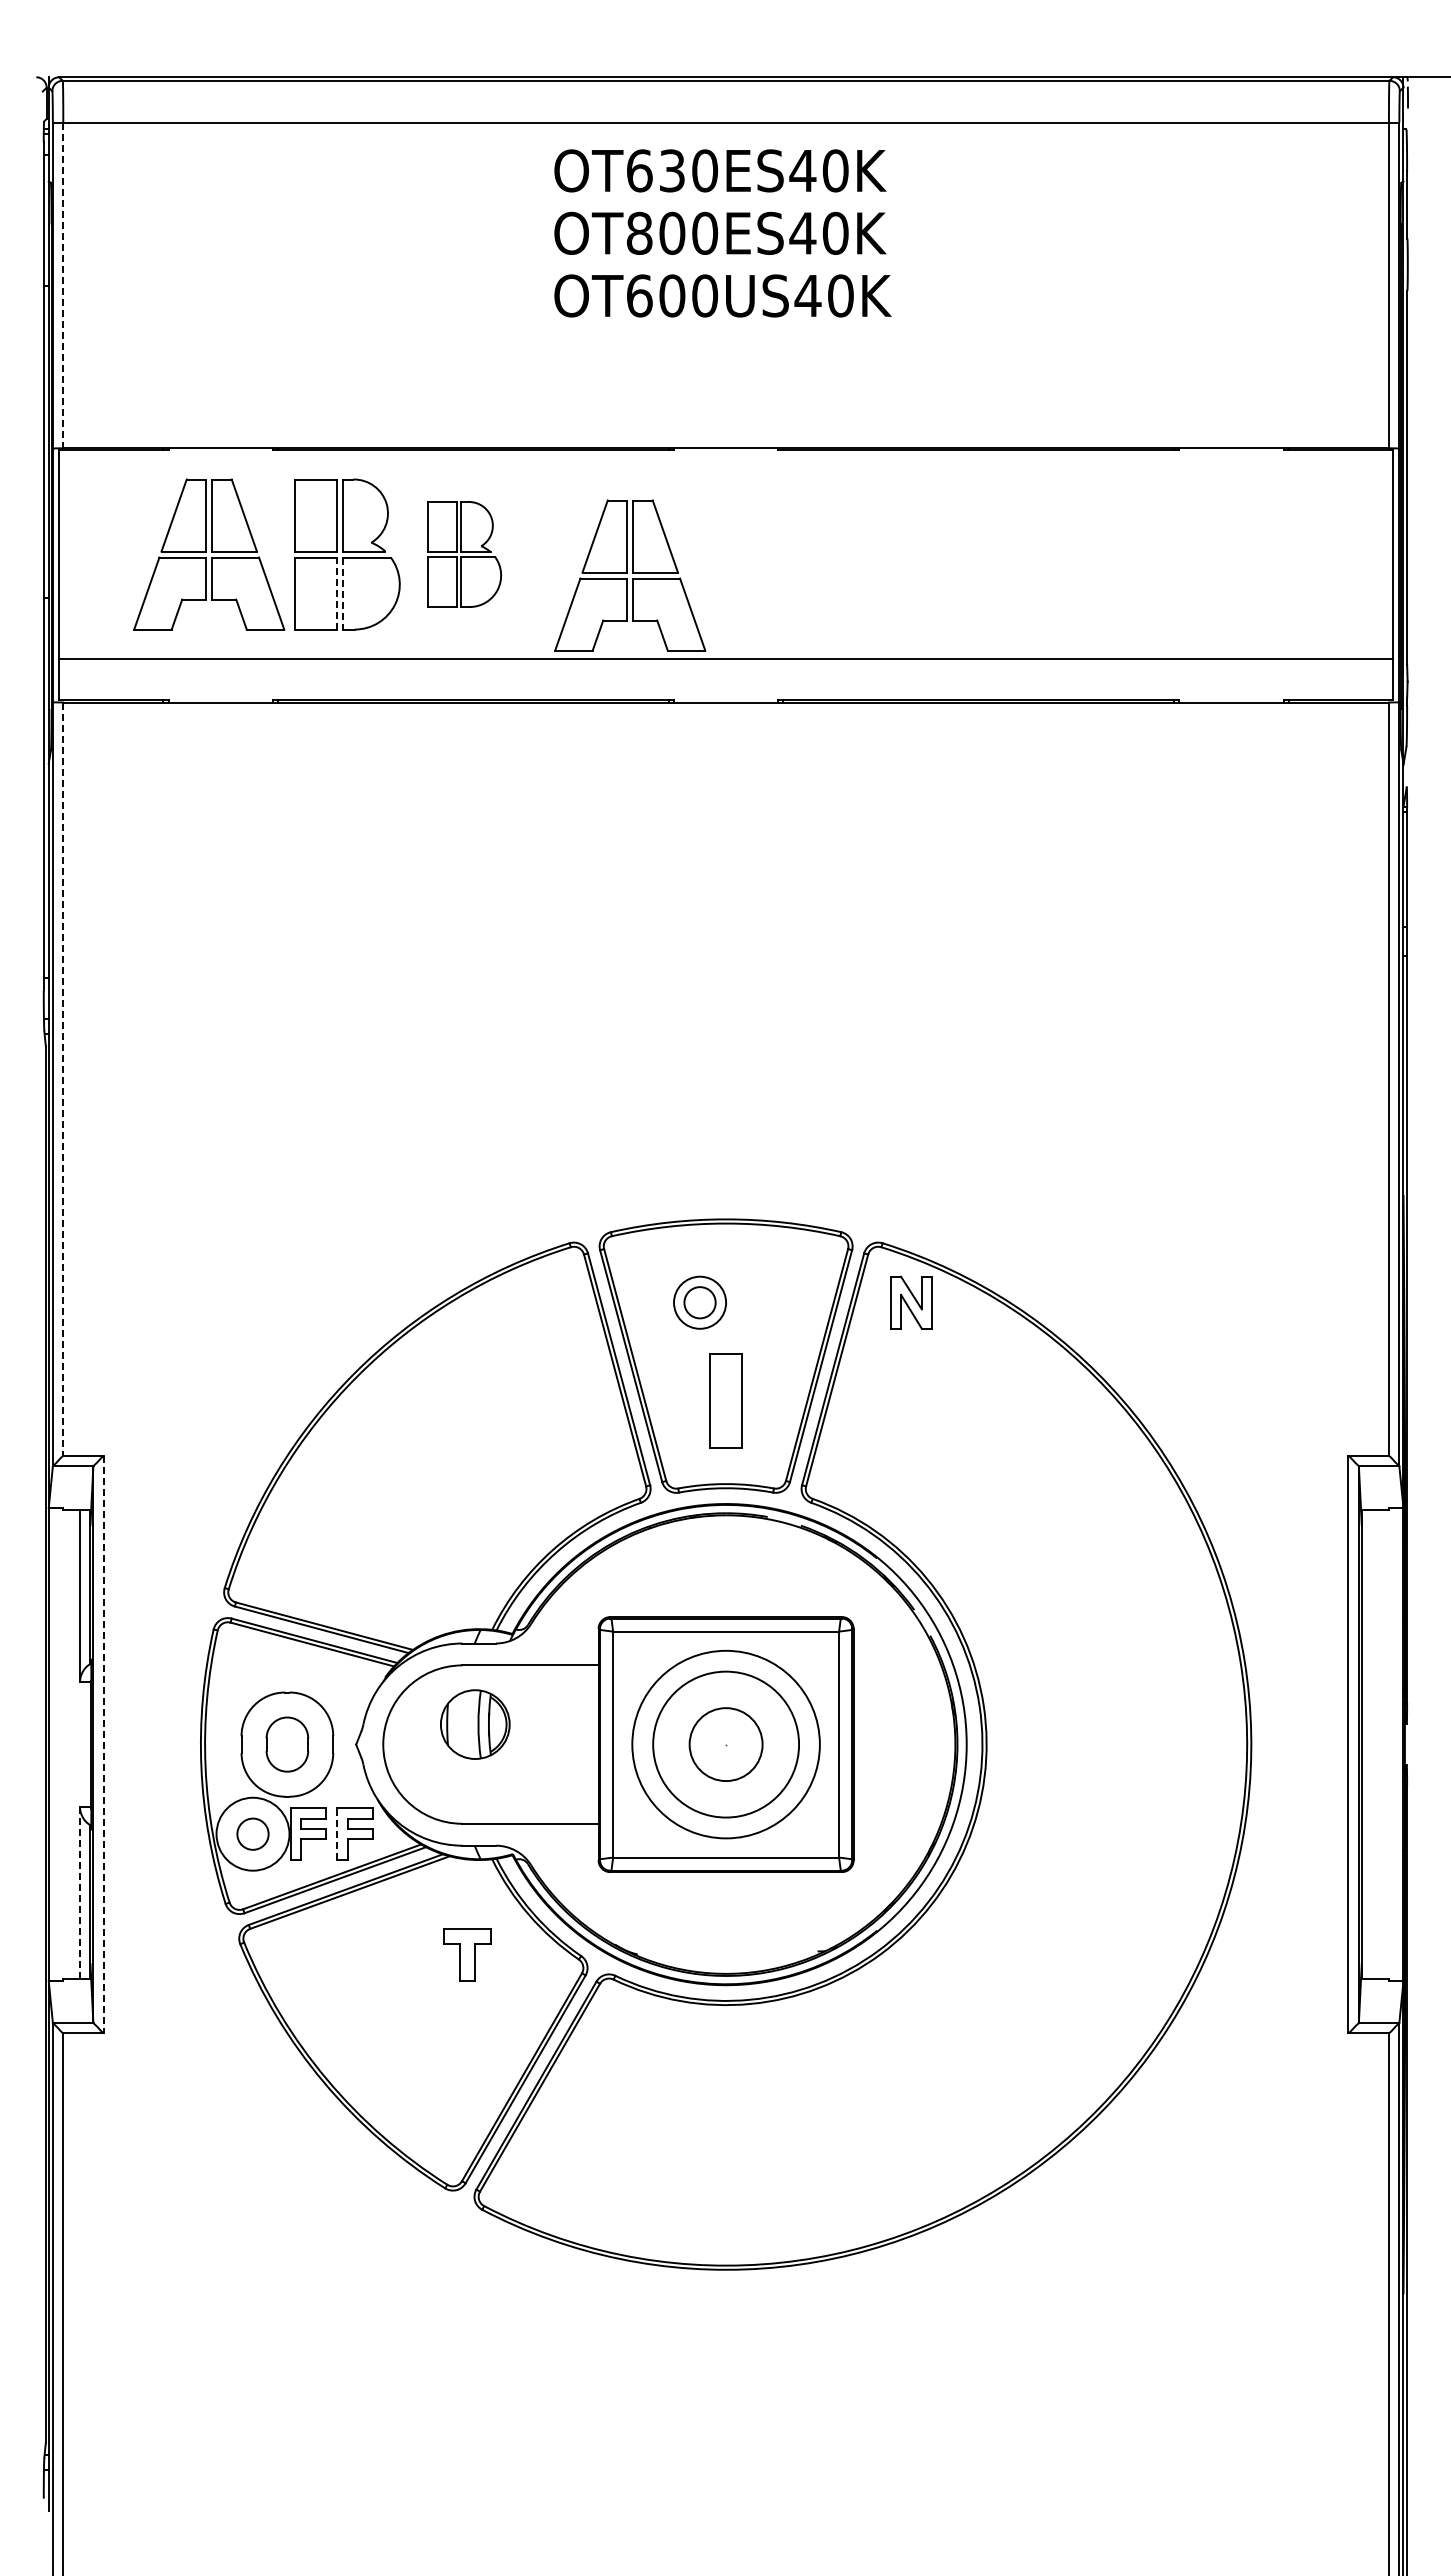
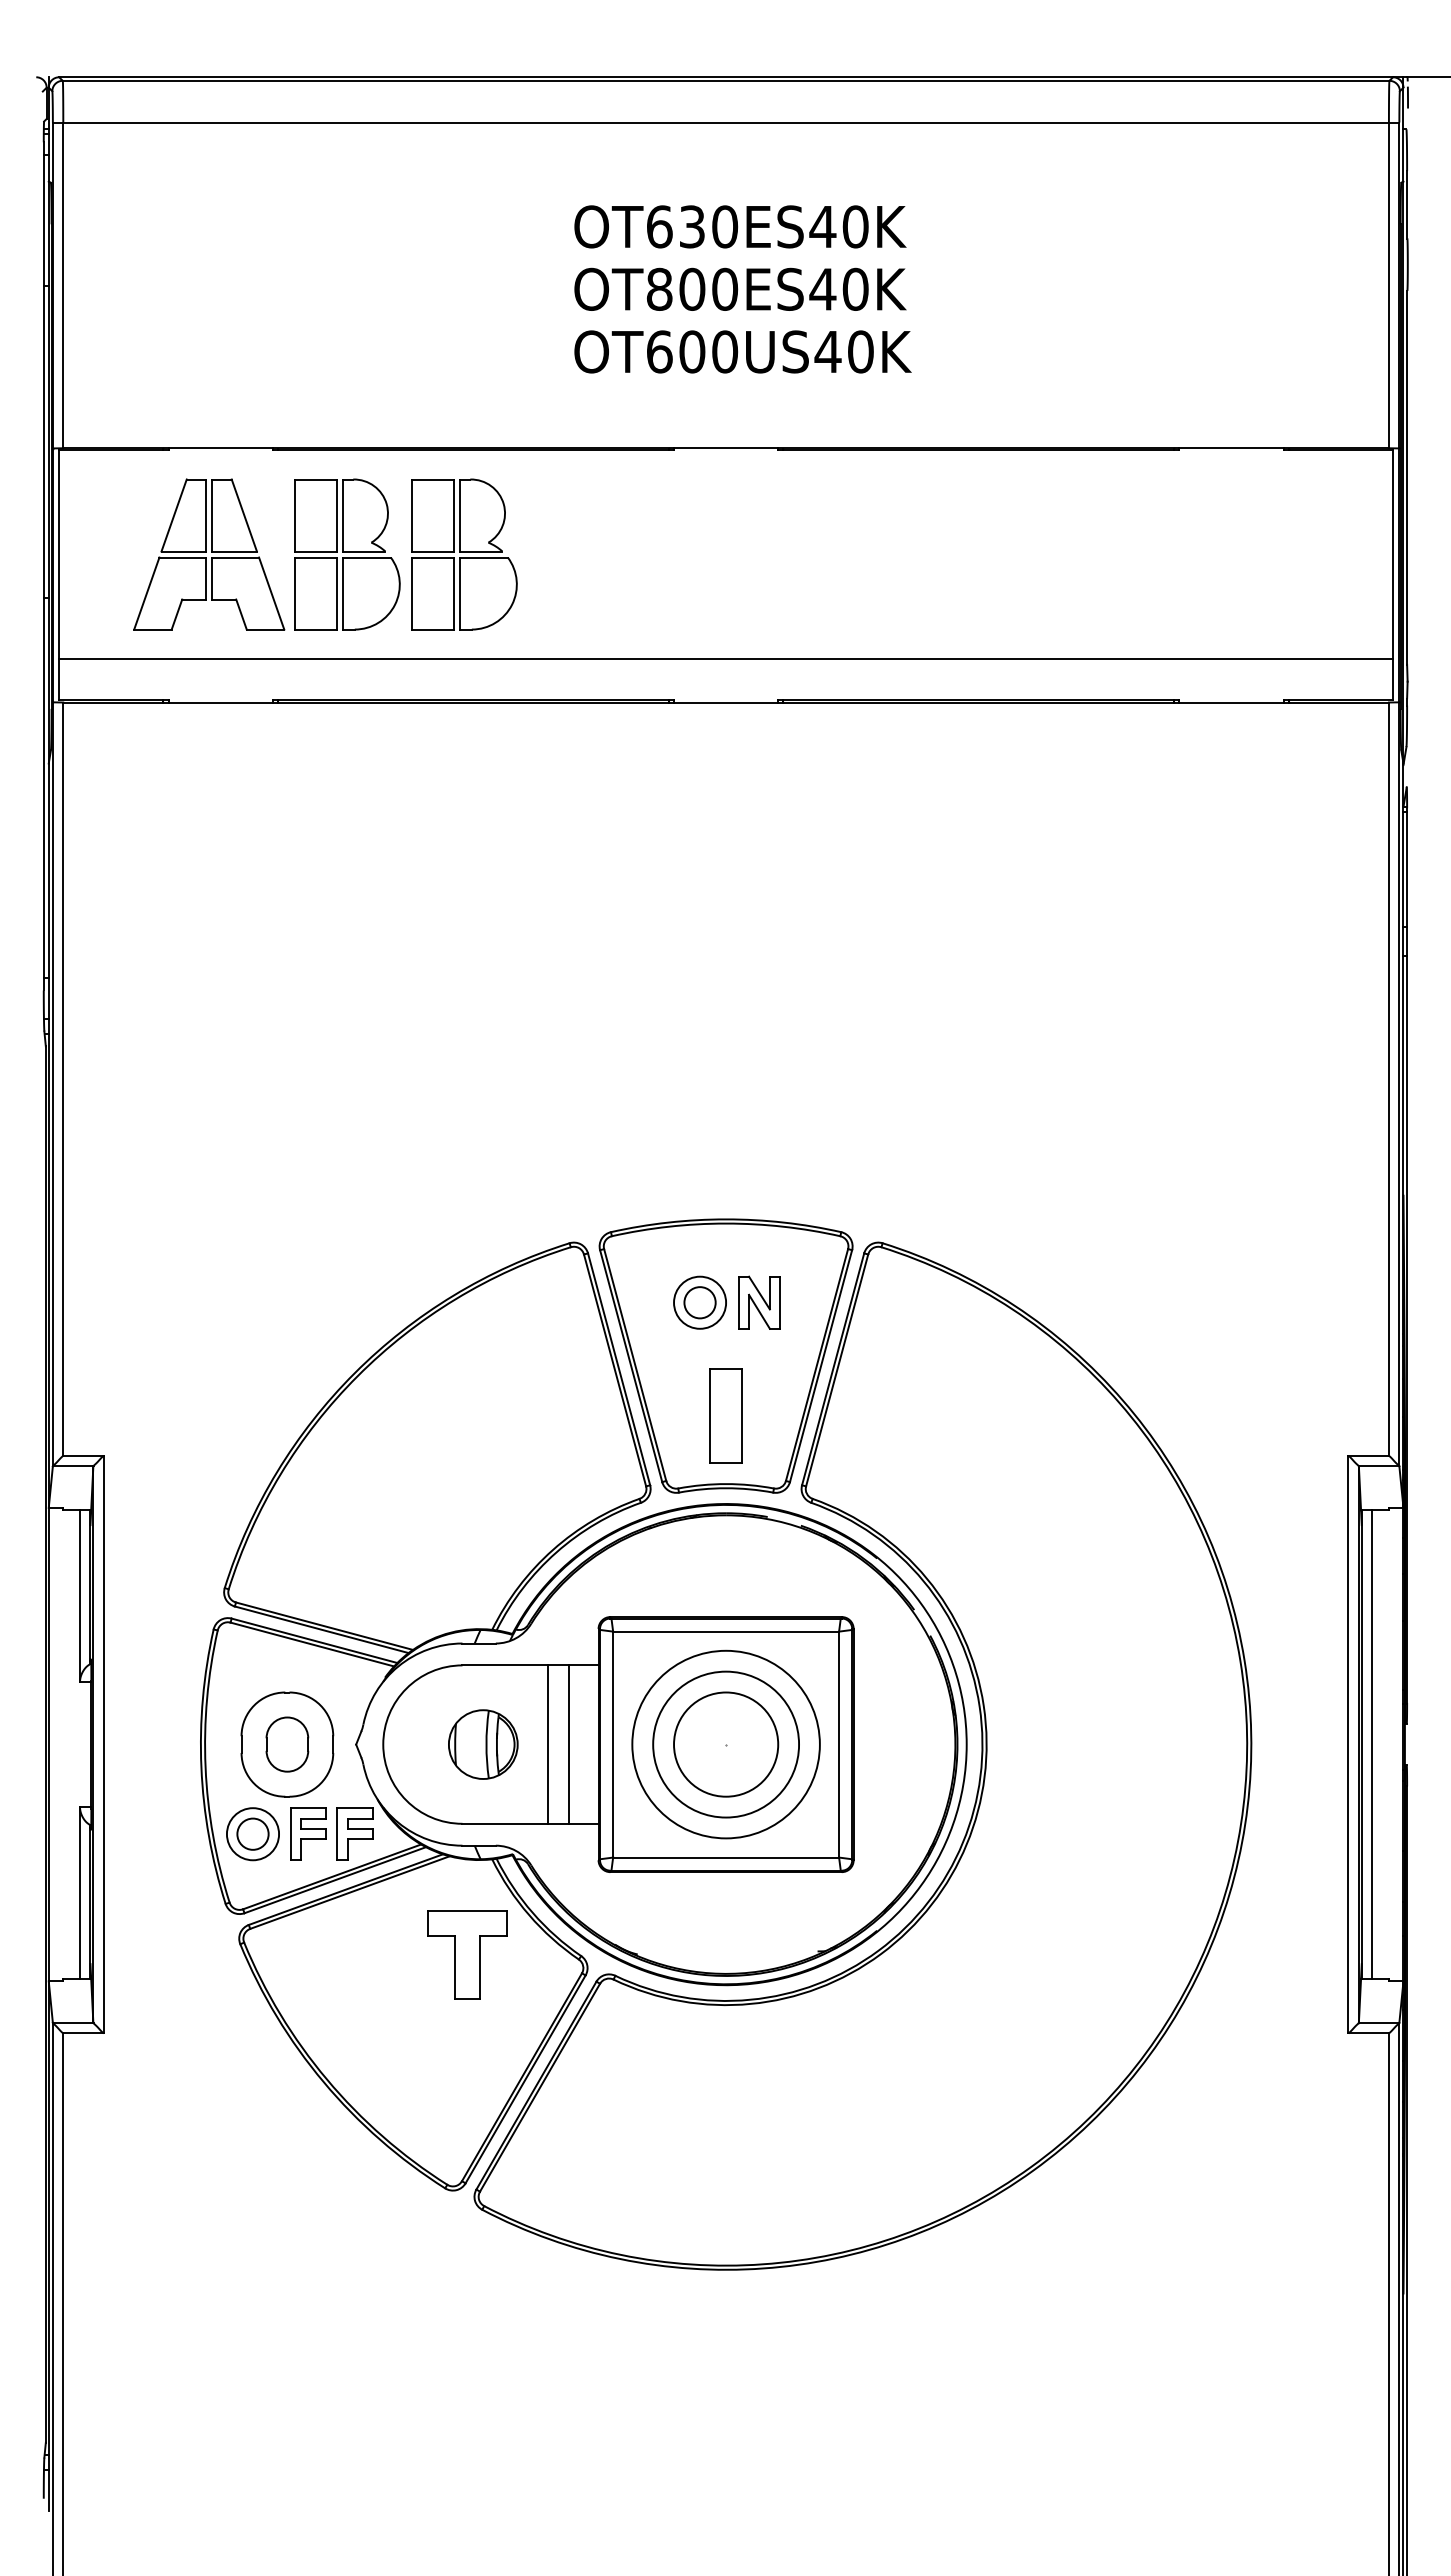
text position: (722, 233) -> (742, 289) (742, 289)
line: dashed -> solid (63, 285)
part size: 75x107 px -> 107x153 px (464, 554)
part: present -> none (630, 575)
line: dashed -> solid (336, 593)
line: dashed -> solid (342, 594)
line: dashed -> solid (63, 1079)
part position: (911, 1302) -> (759, 1302) (759, 1302)
part position: (725, 1400) -> (725, 1415) (725, 1415)
part position: (475, 1724) -> (483, 1744) (483, 1744)
line: dashed -> solid (103, 1744)
line: none -> present (547, 1744)
line: none -> present (568, 1744)
circle diameter: 73 px -> 104 px (726, 1744)
line: none -> present (1372, 1744)
circle diameter: 73 px -> 52 px (252, 1834)
line: dashed -> solid (337, 1833)
line: dashed -> solid (80, 1892)
part size: 49x54 px -> 81x90 px (467, 1954)
